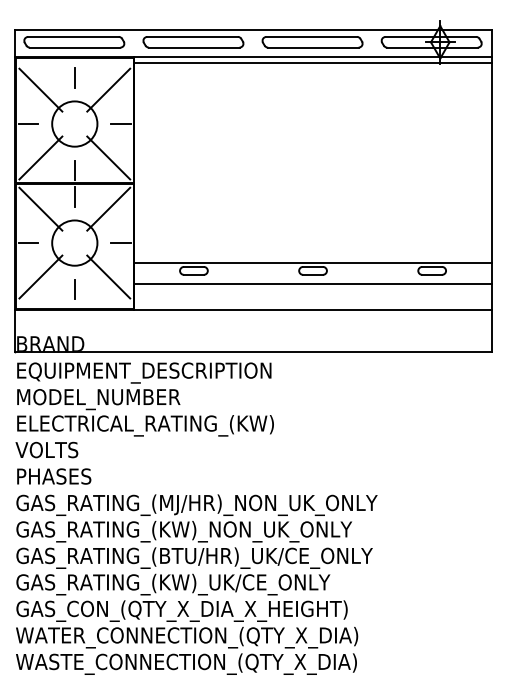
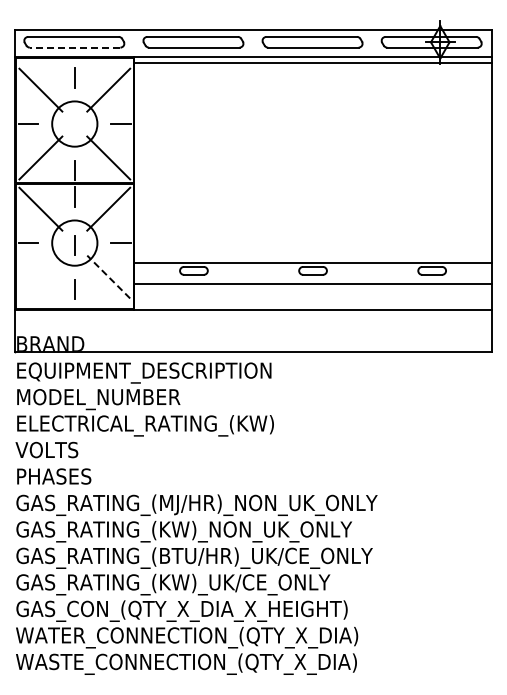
line: solid -> dashed (74, 47)
line: none -> present (74, 245)
line: present -> none (40, 276)
line: solid -> dashed (108, 276)
